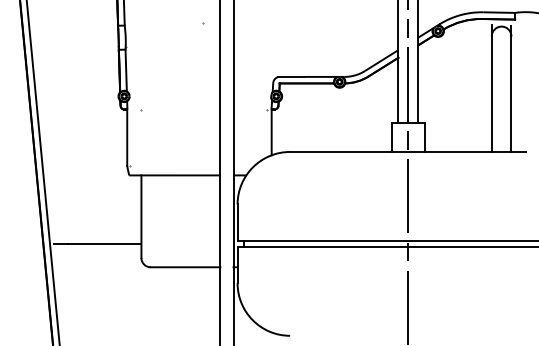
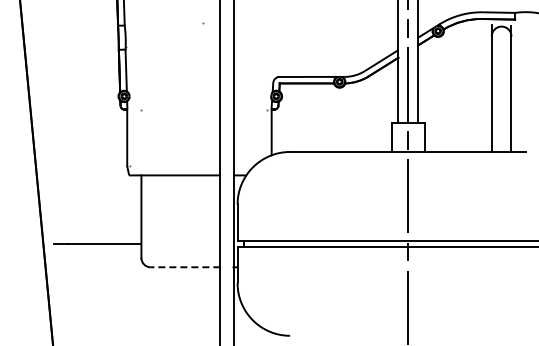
line: present -> none (42, 172)
line: solid -> dashed (185, 267)
